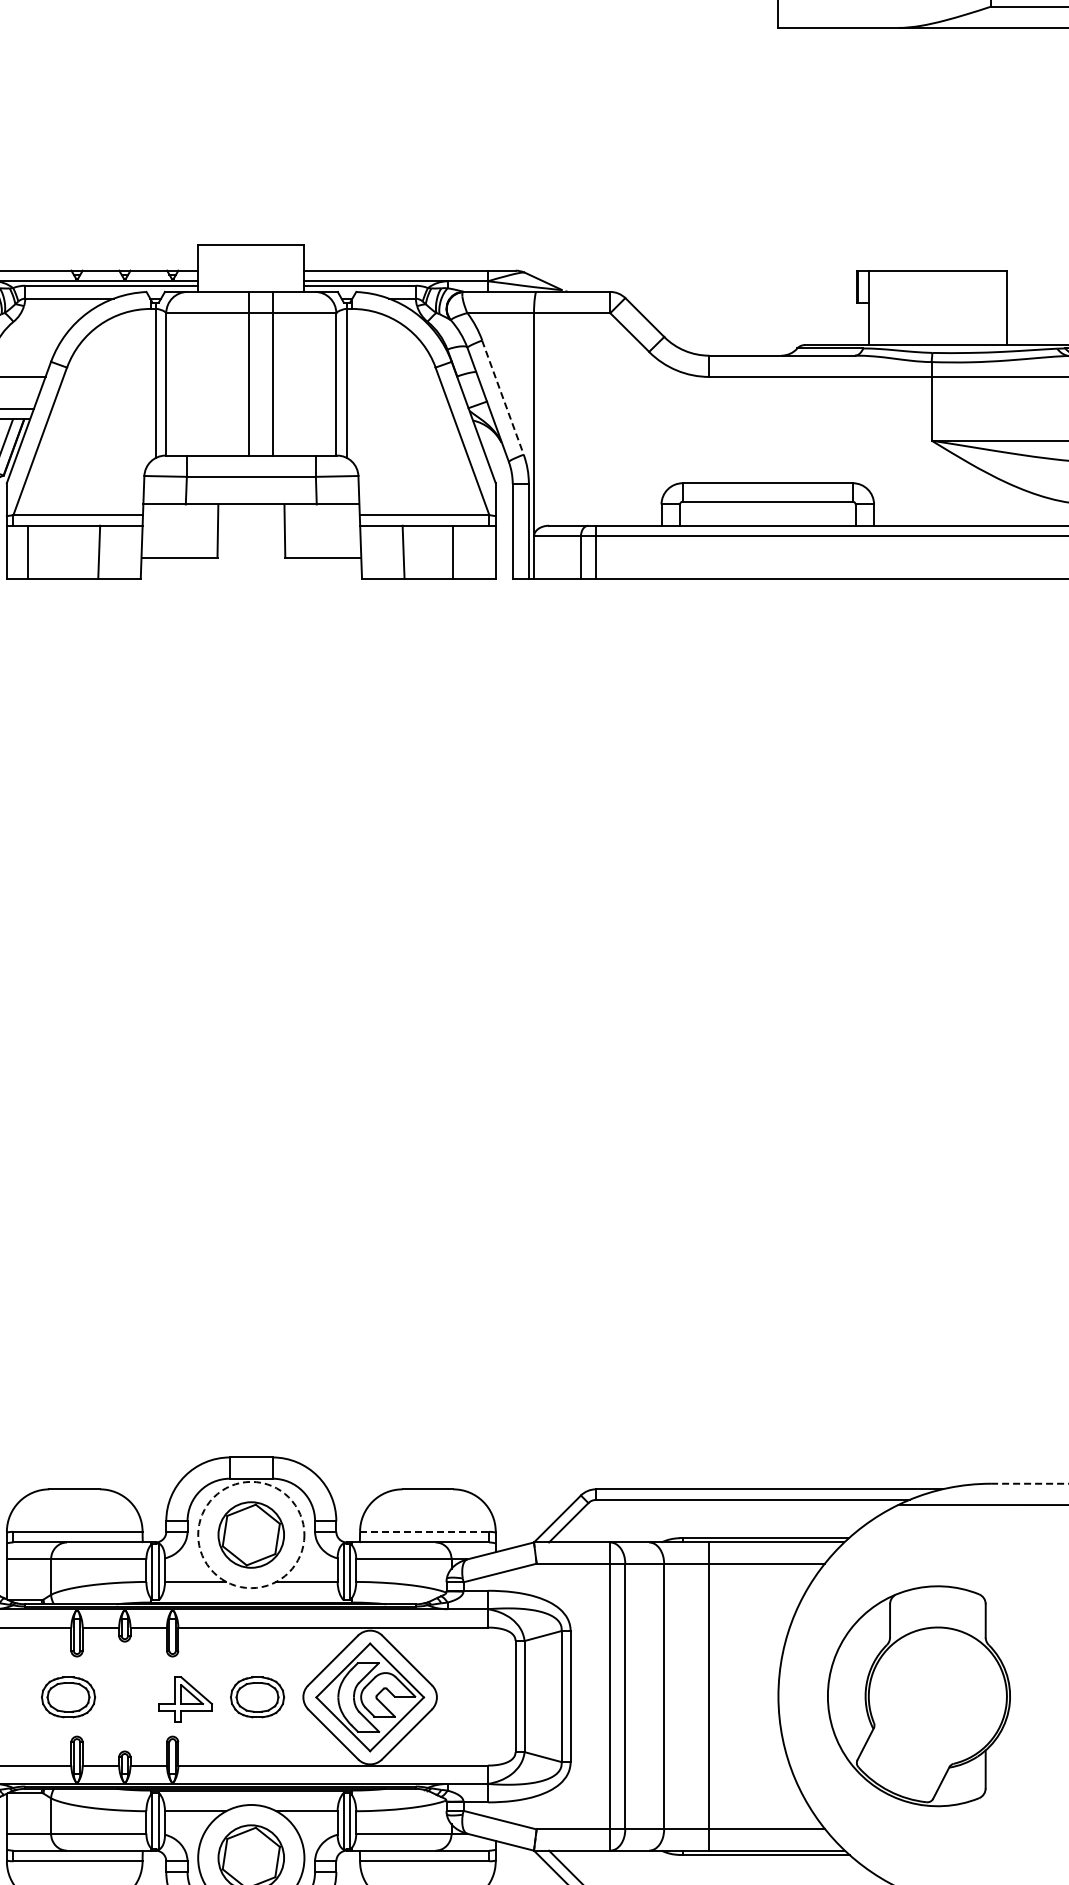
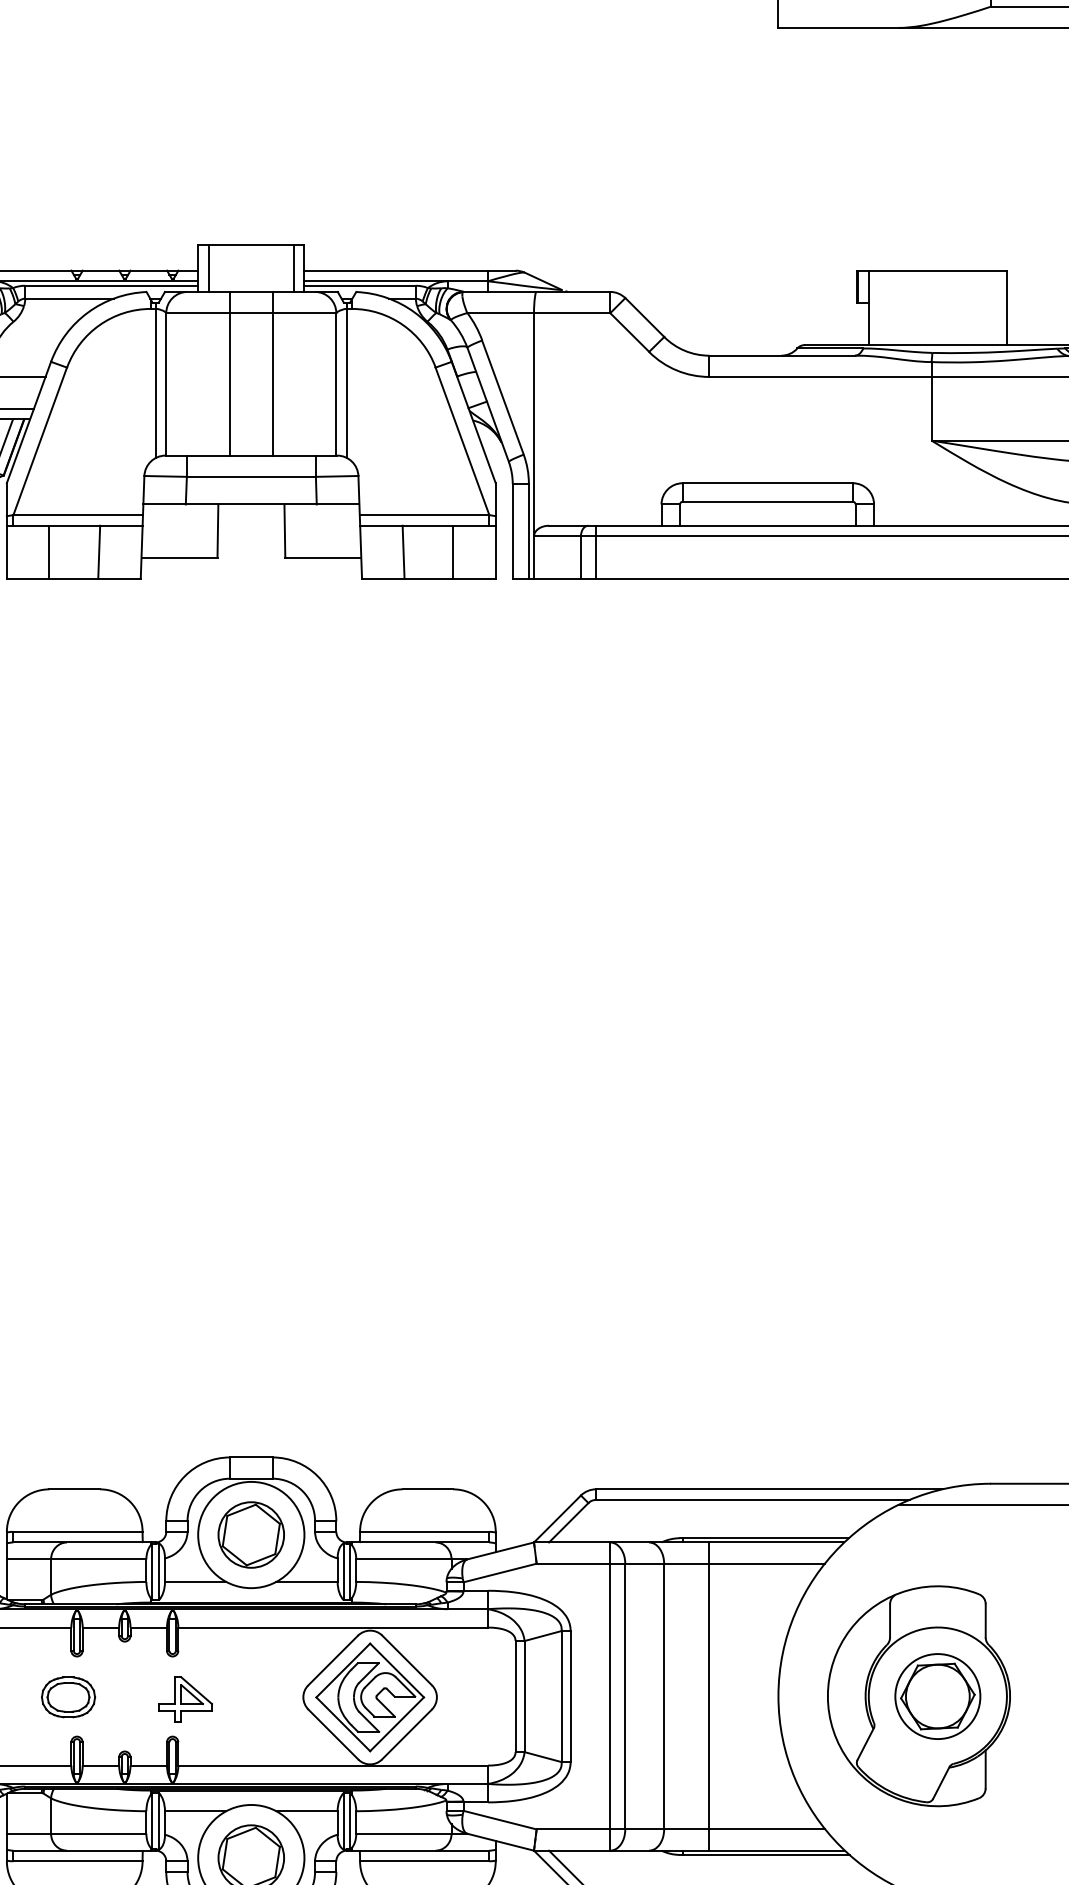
line: none -> present (208, 268)
line: none -> present (294, 268)
line position: (249, 373) -> (230, 373) (230, 373)
line: dashed -> solid (502, 397)
line position: (28, 551) -> (49, 551) (49, 551)
line: dashed -> solid (1030, 1483)
line: dashed -> solid (424, 1531)
circle: dashed -> solid (251, 1534)
part: none -> present (937, 1696)
part: present -> none (257, 1697)
